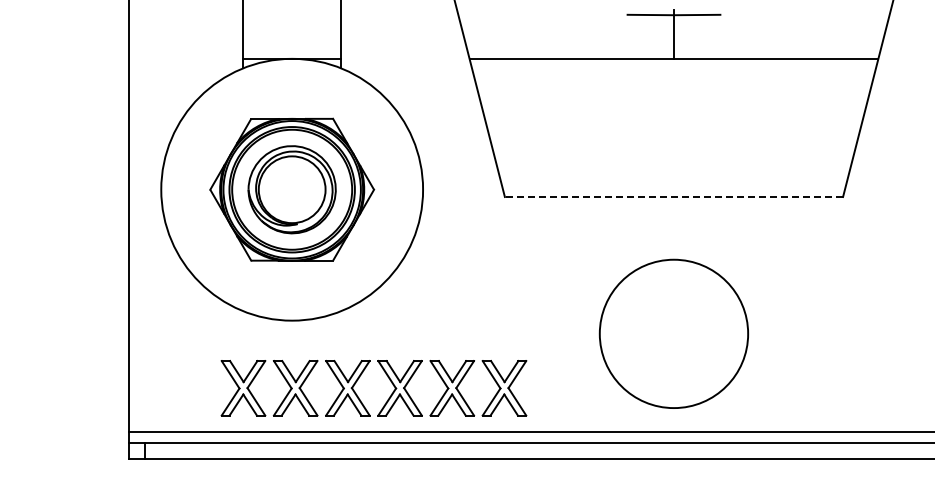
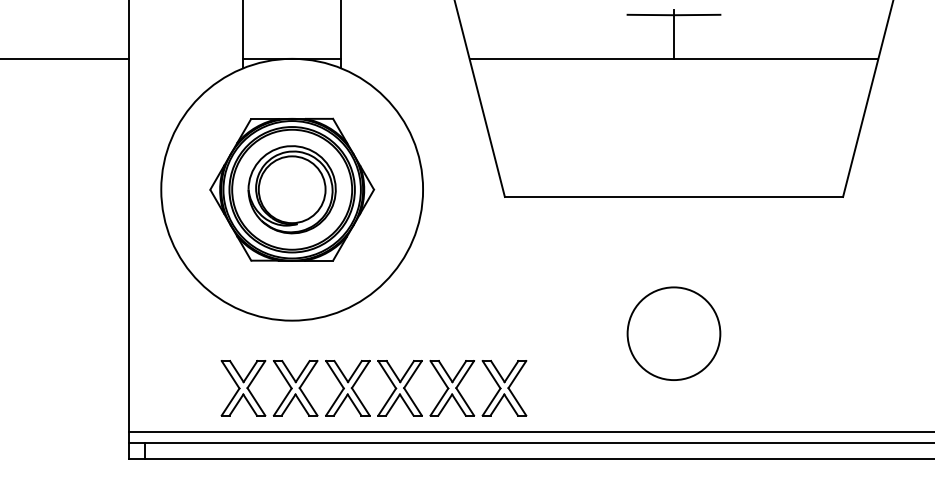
line: none -> present (65, 58)
line: dashed -> solid (673, 197)
circle size: 152x151 px -> 96x95 px (673, 333)
